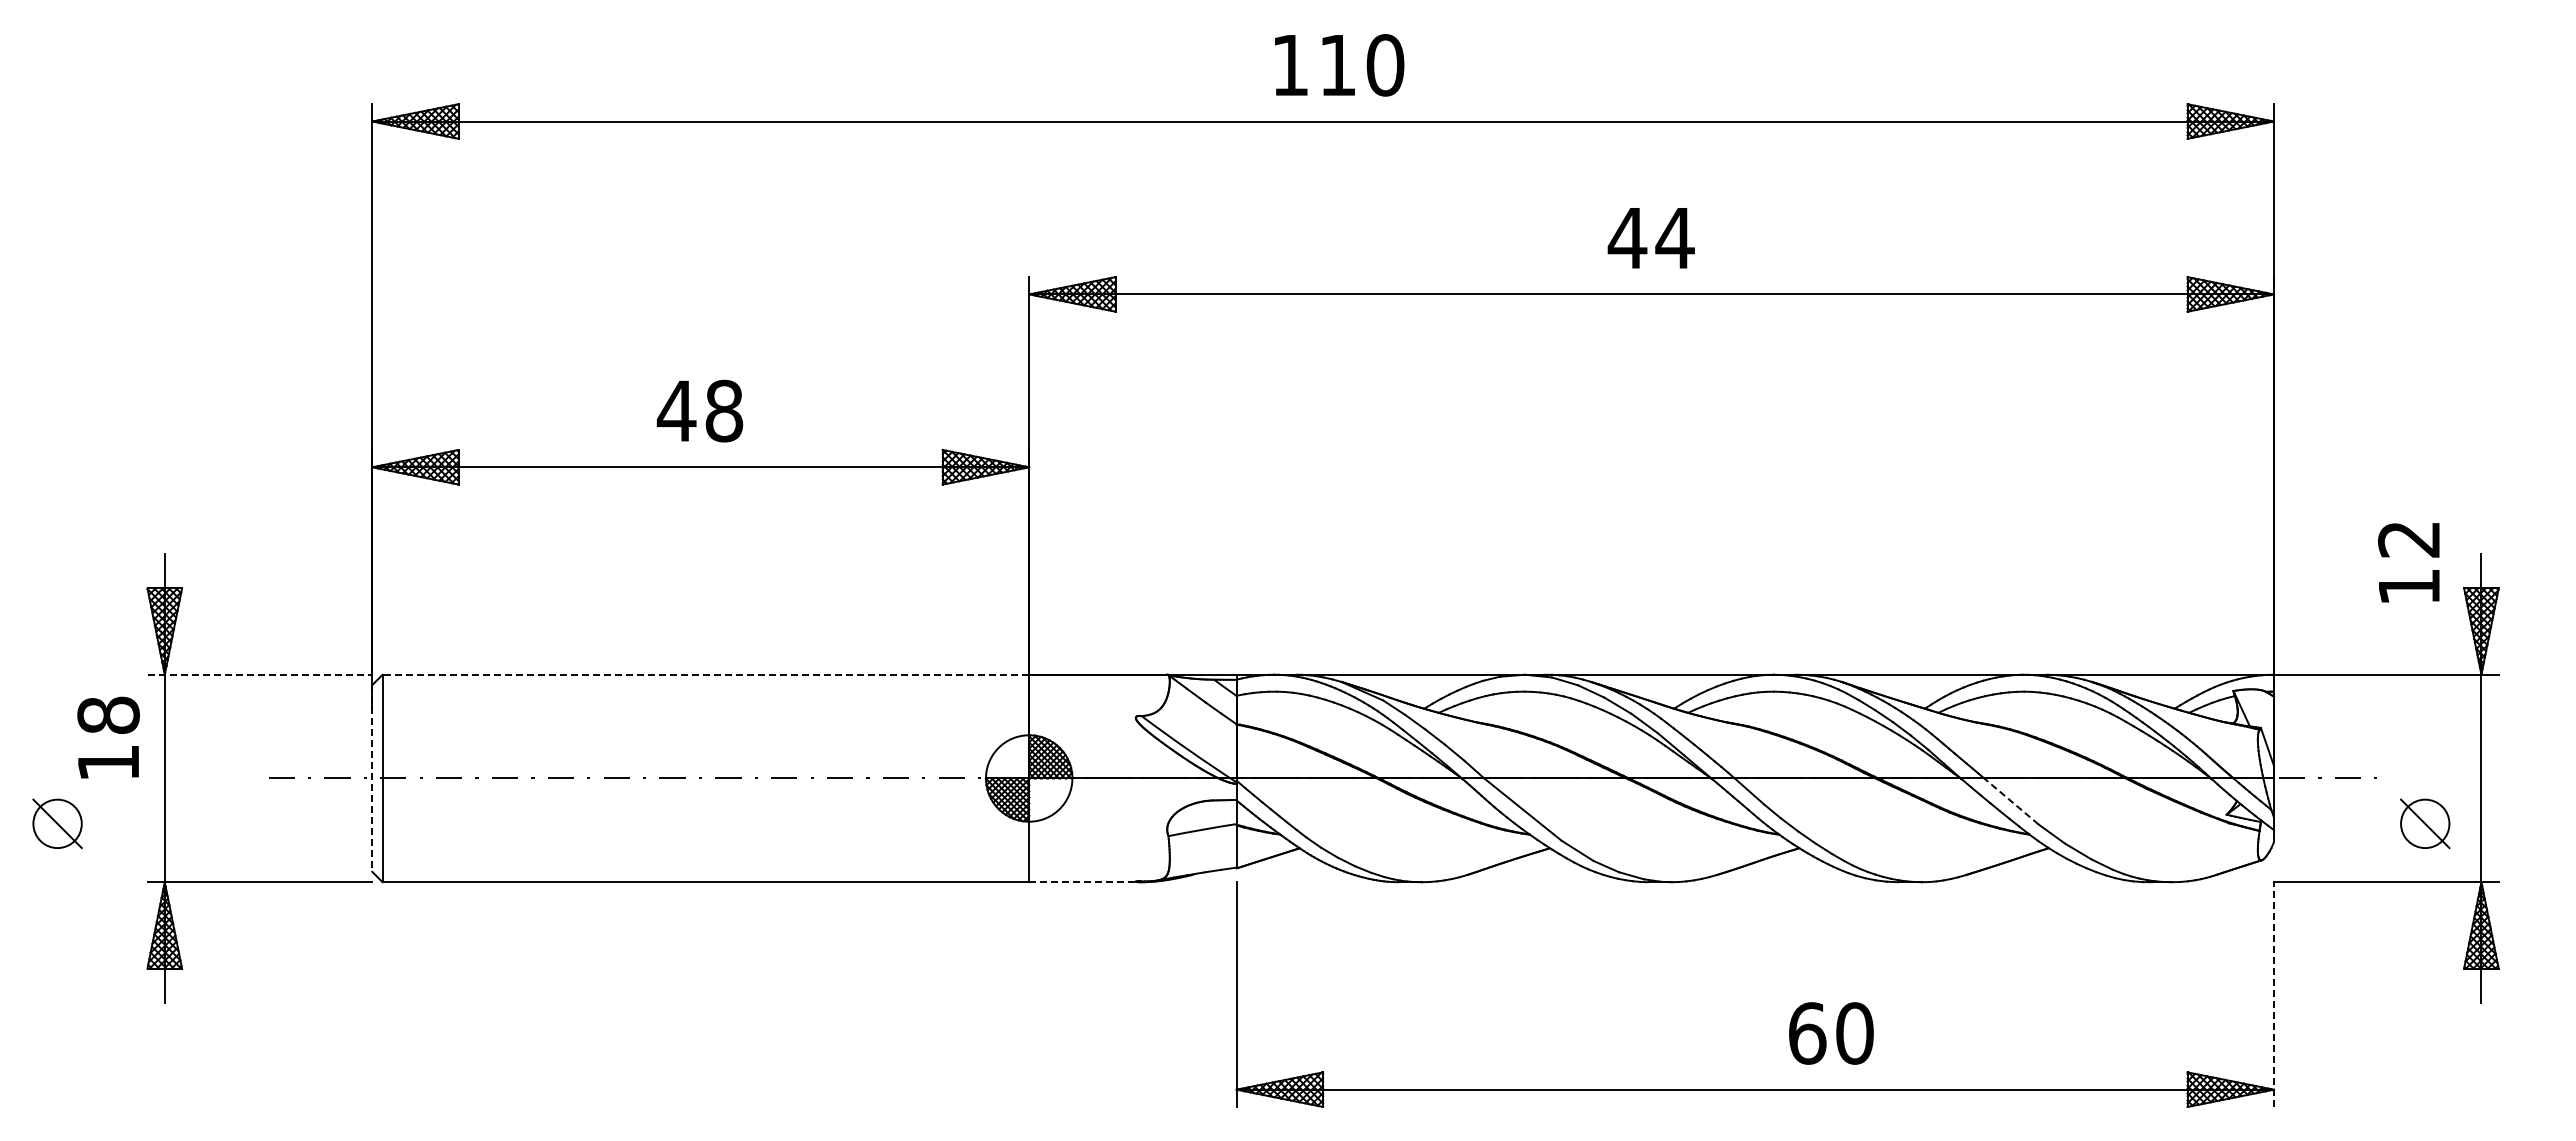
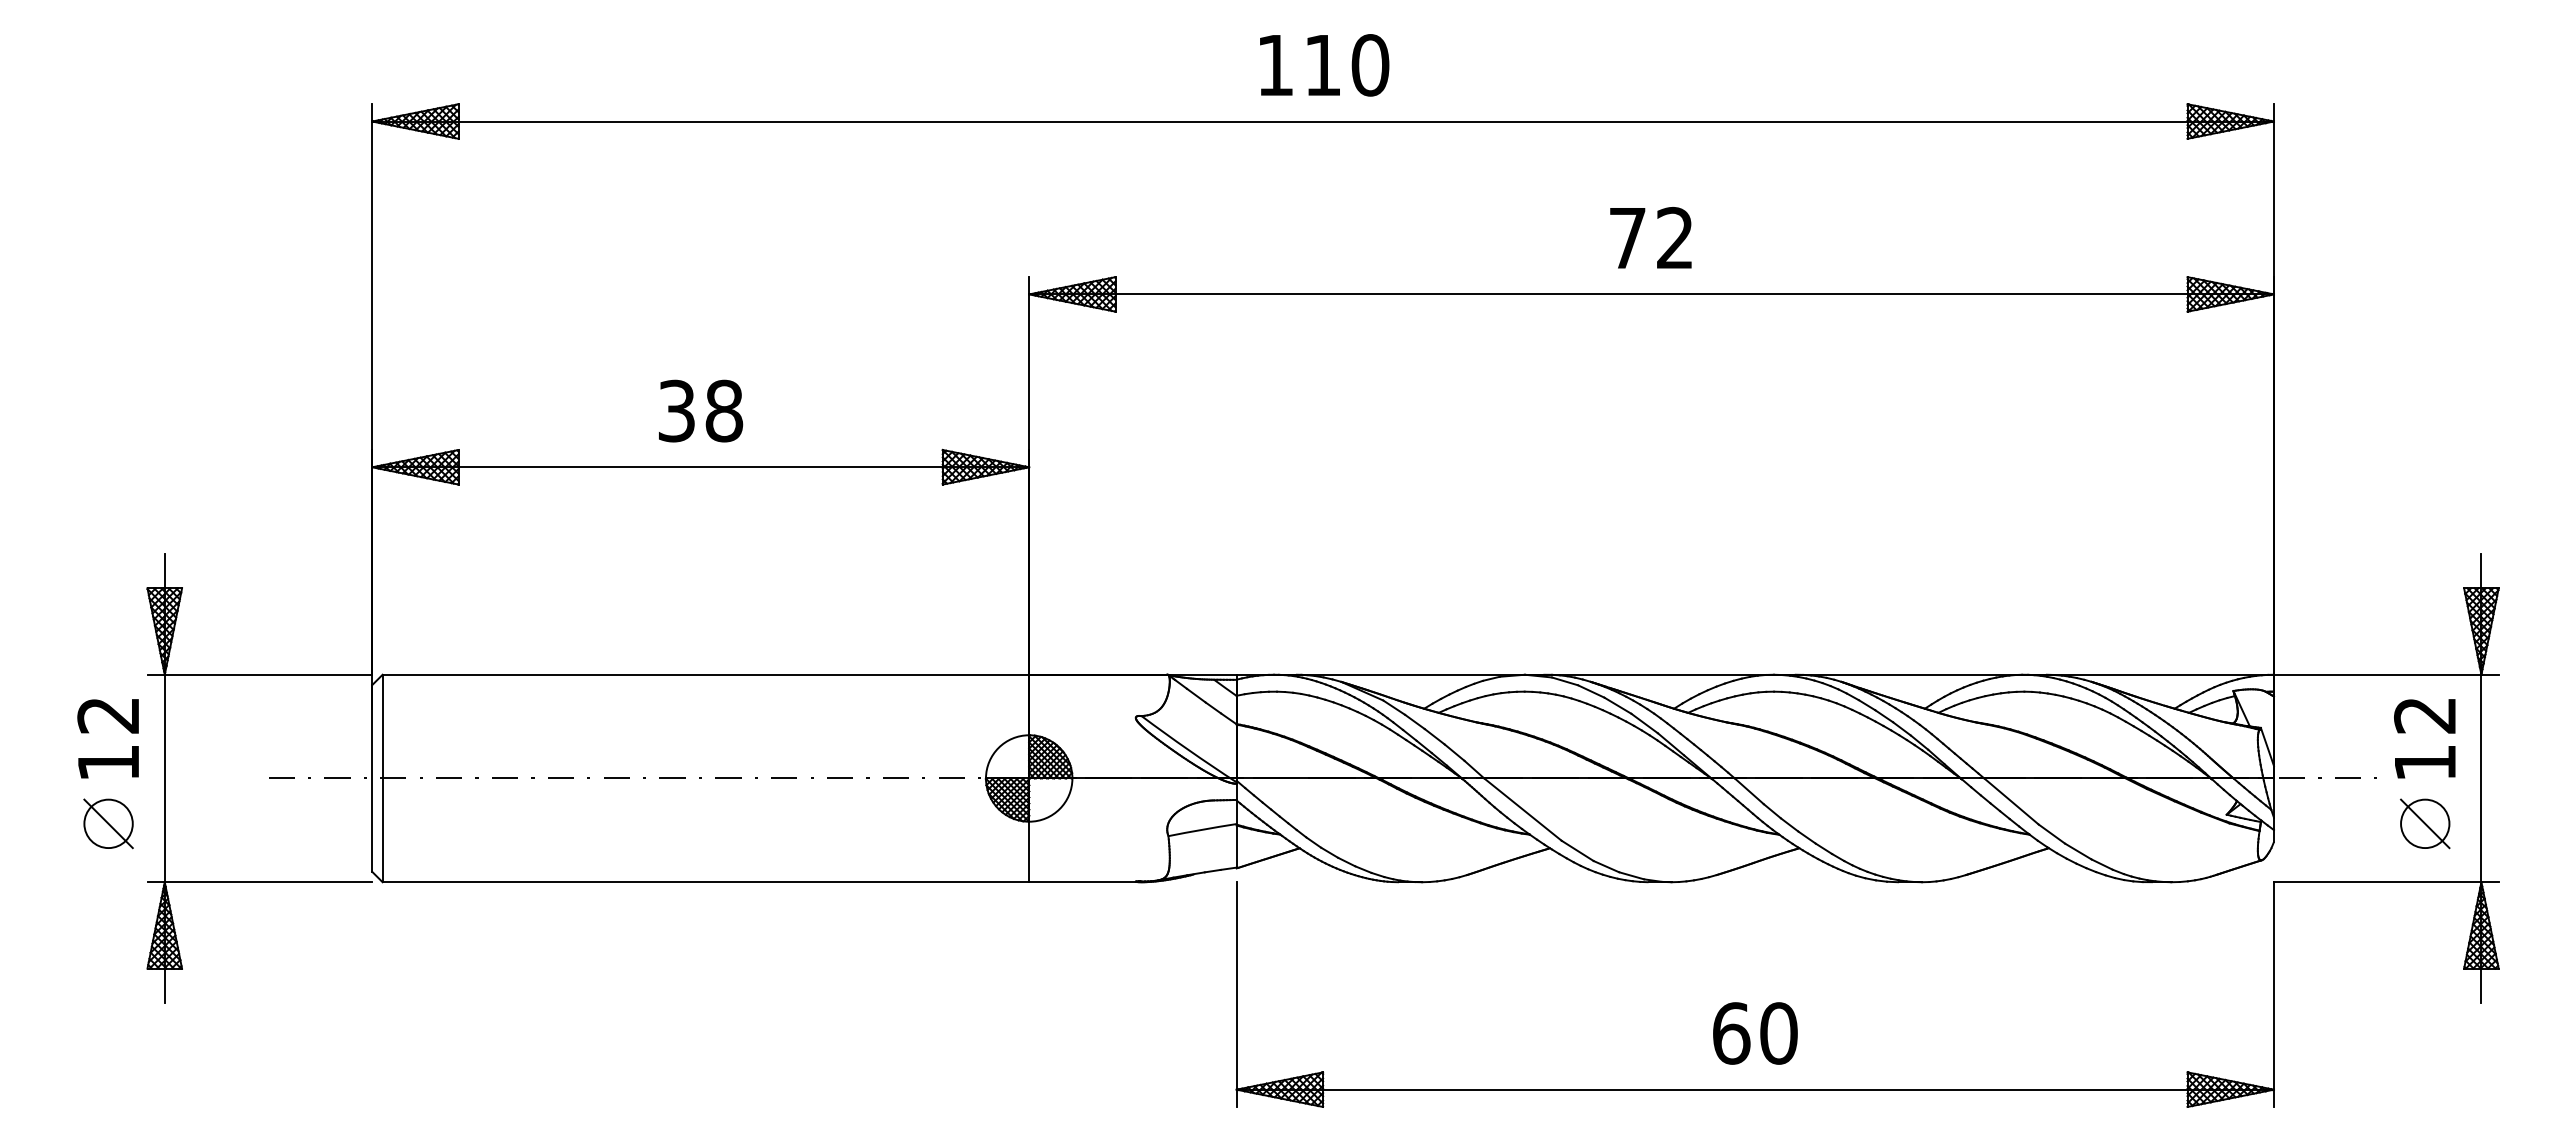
text position: (1339, 65) -> (1324, 65) (1324, 65)
text: 44 -> 72 (1650, 237)
text: 48 -> 38 (676, 410)
text position: (2408, 562) -> (2424, 738) (2424, 738)
line: dashed -> solid (260, 674)
line: dashed -> solid (705, 674)
text: 18 -> 12 (108, 714)
line: dashed -> solid (372, 778)
line: dashed -> solid (2011, 801)
part position: (57, 823) -> (108, 823) (108, 823)
line: dashed -> solid (1086, 882)
line: dashed -> solid (2273, 994)
text position: (1831, 1033) -> (1755, 1033) (1755, 1033)
